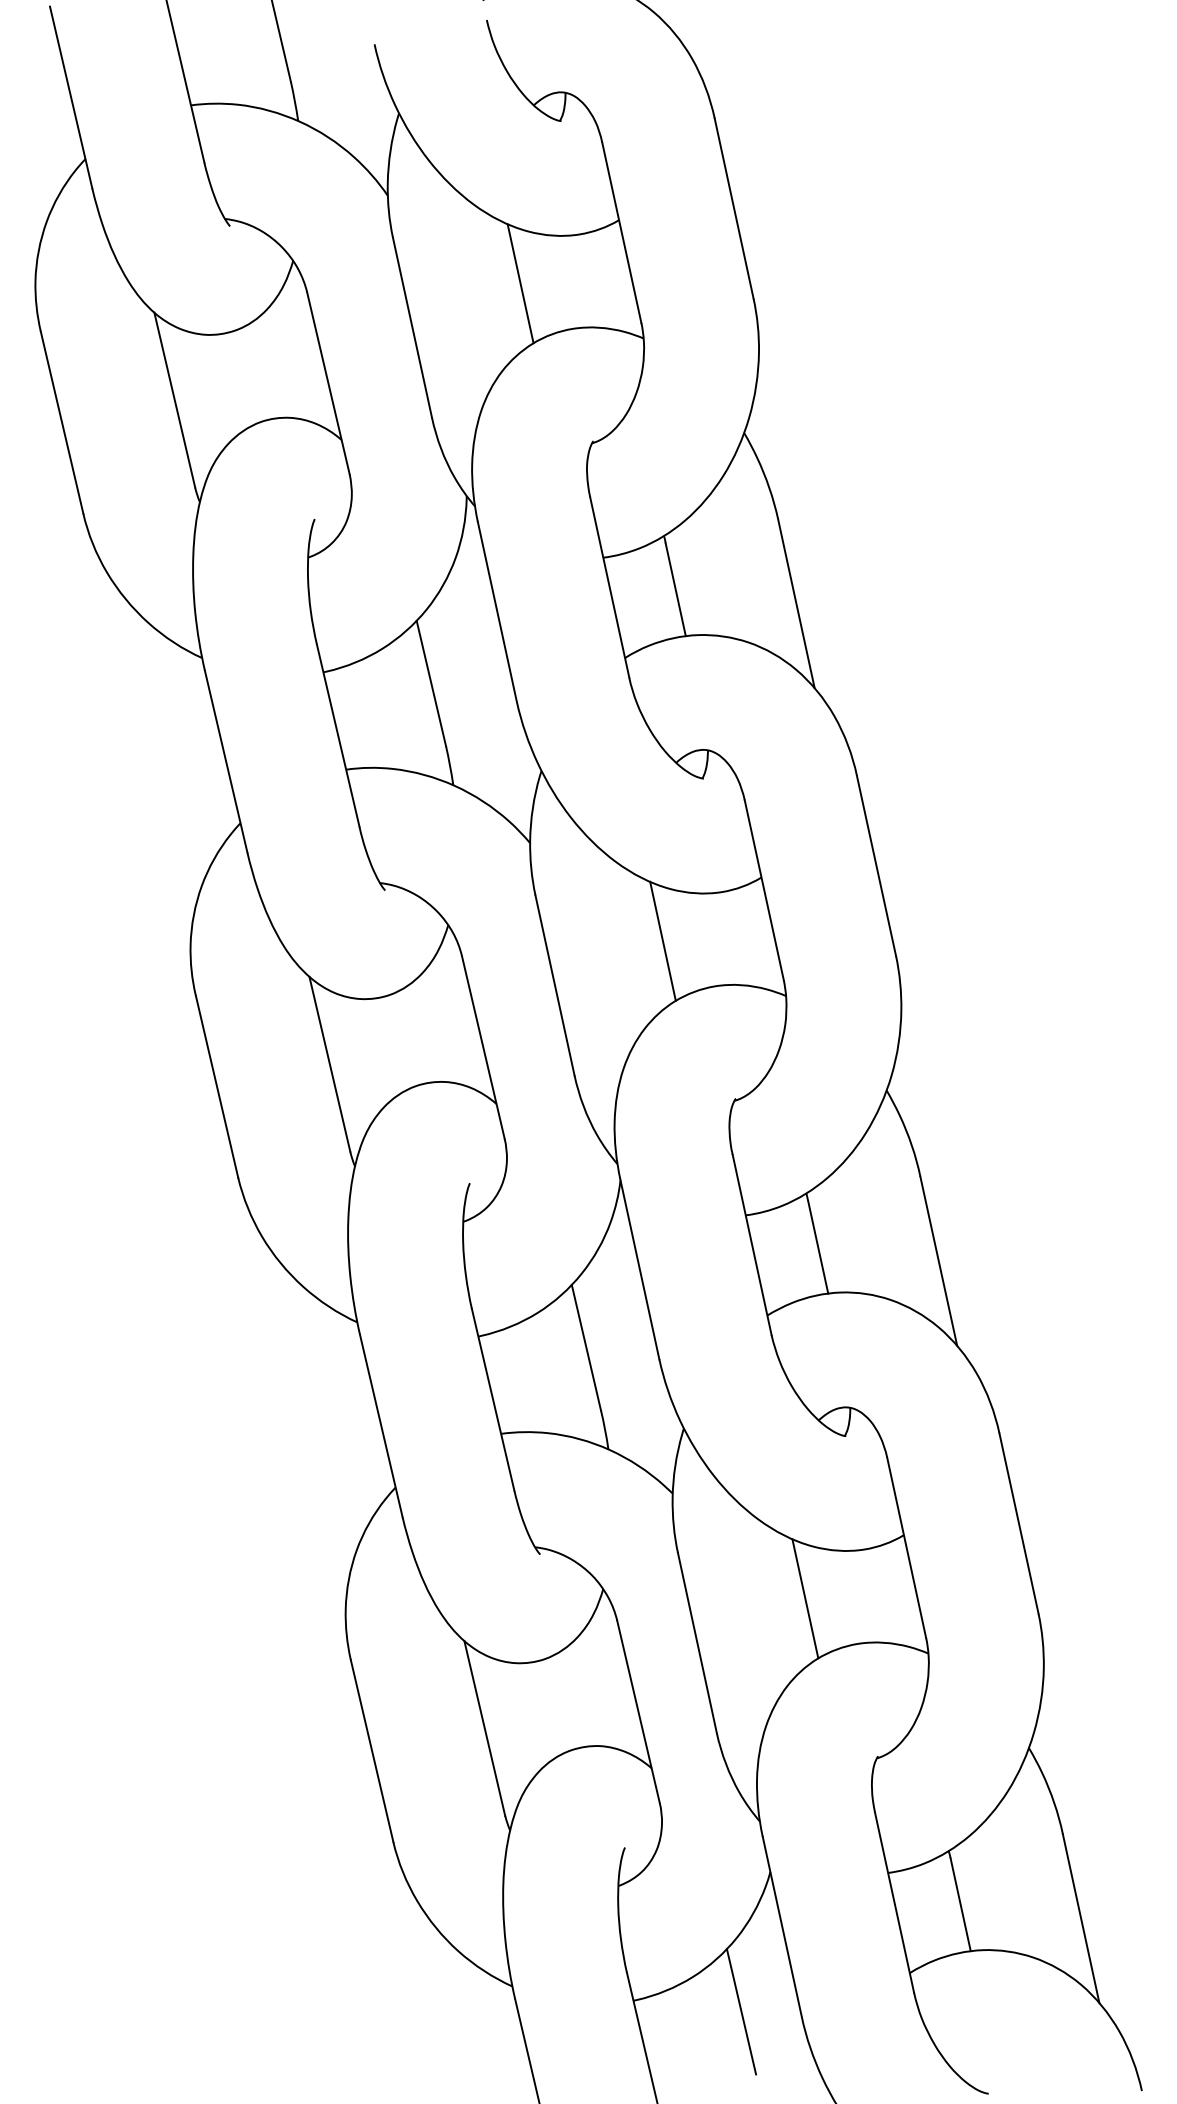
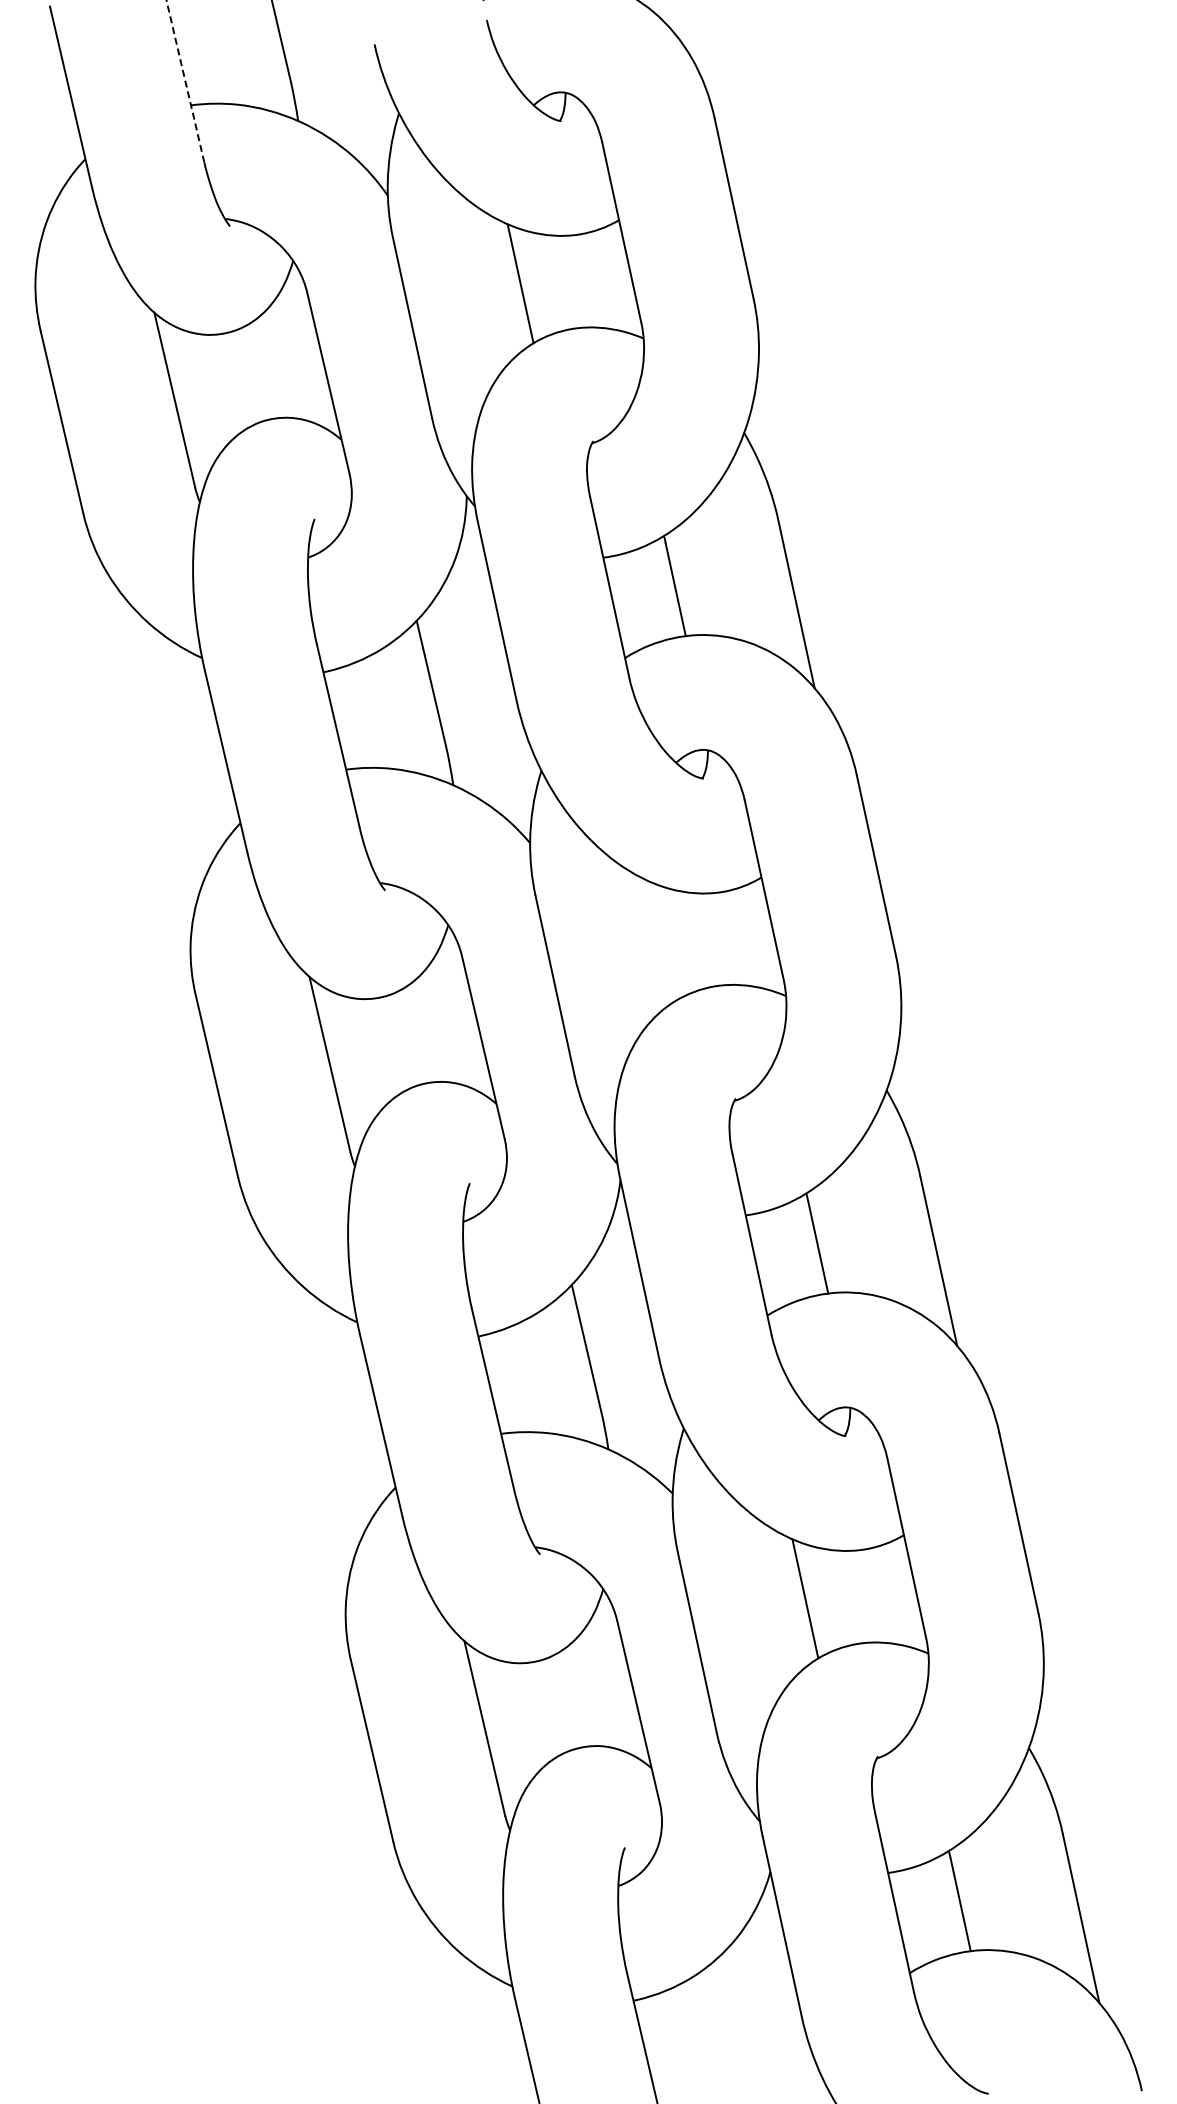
line: solid -> dashed (185, 81)
line: present -> none (662, 940)
line: present -> none (741, 2011)
